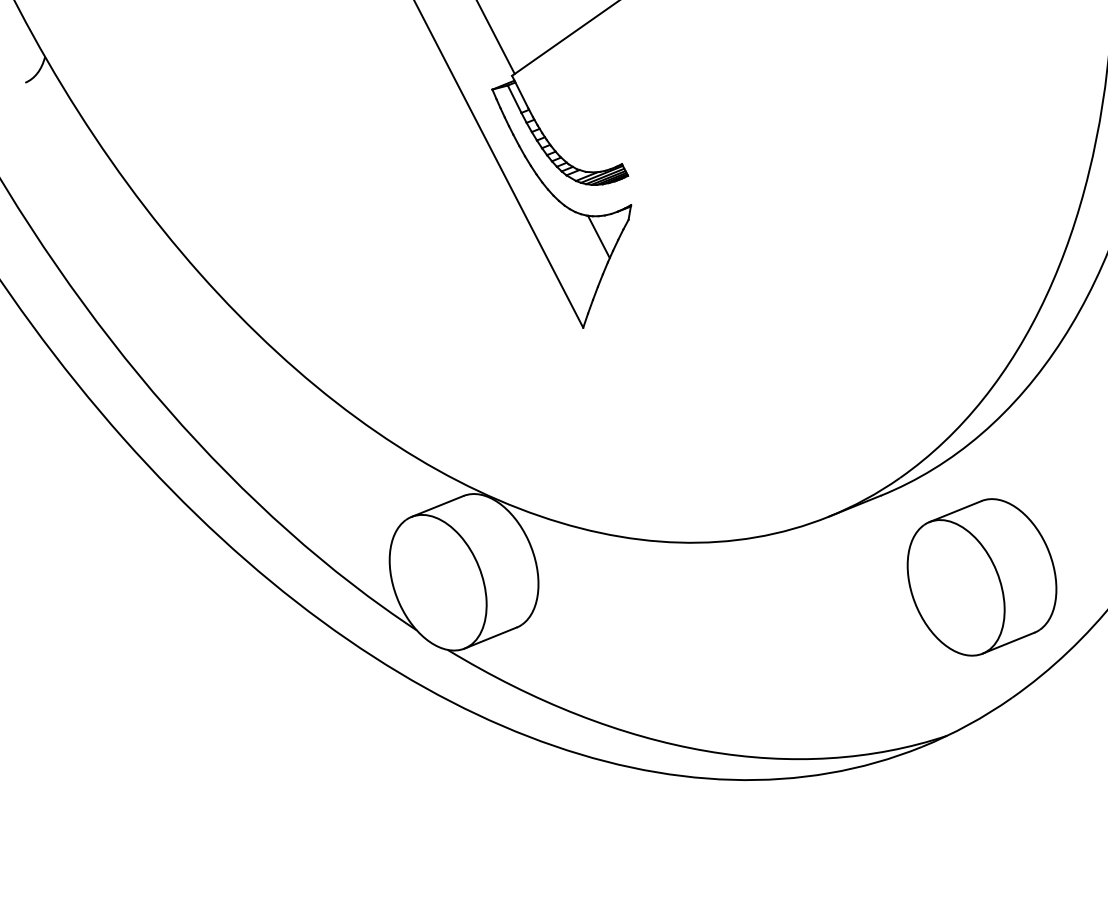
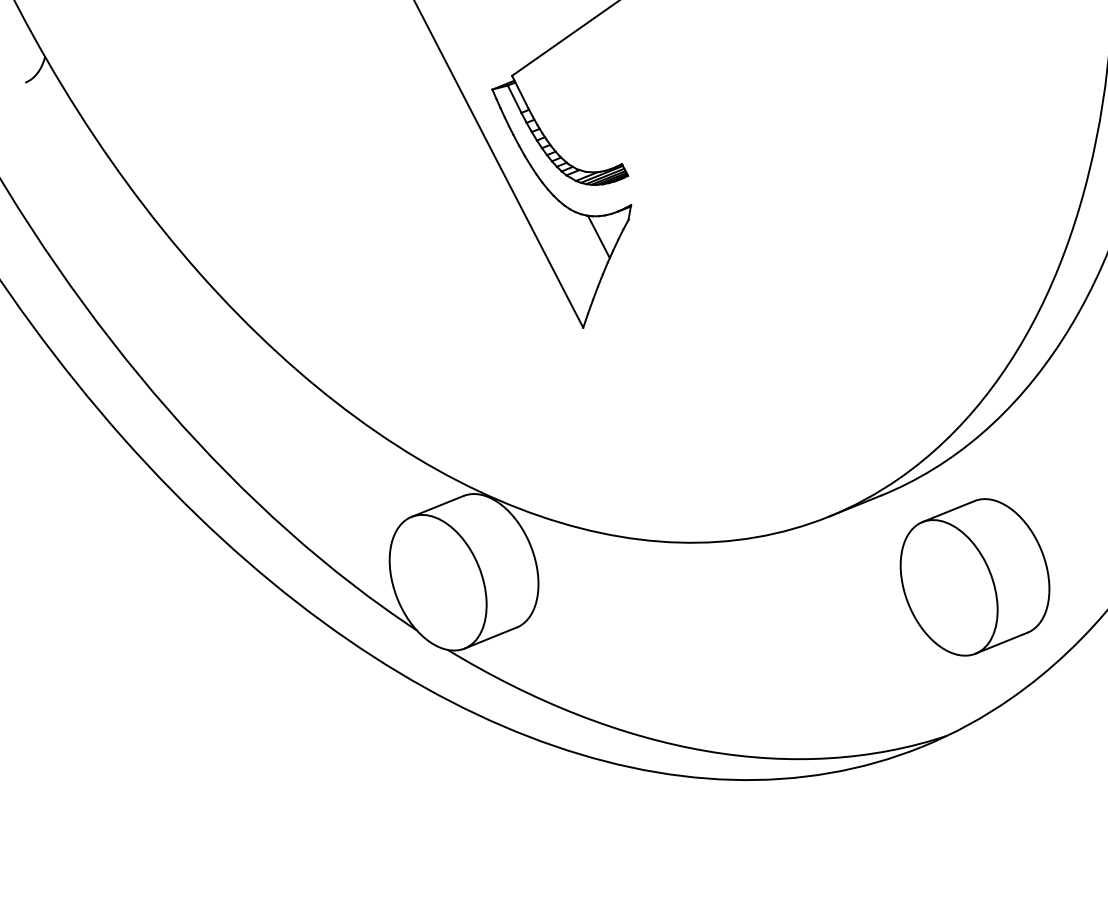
line: present -> none (495, 37)
part position: (981, 577) -> (974, 577) (974, 577)
